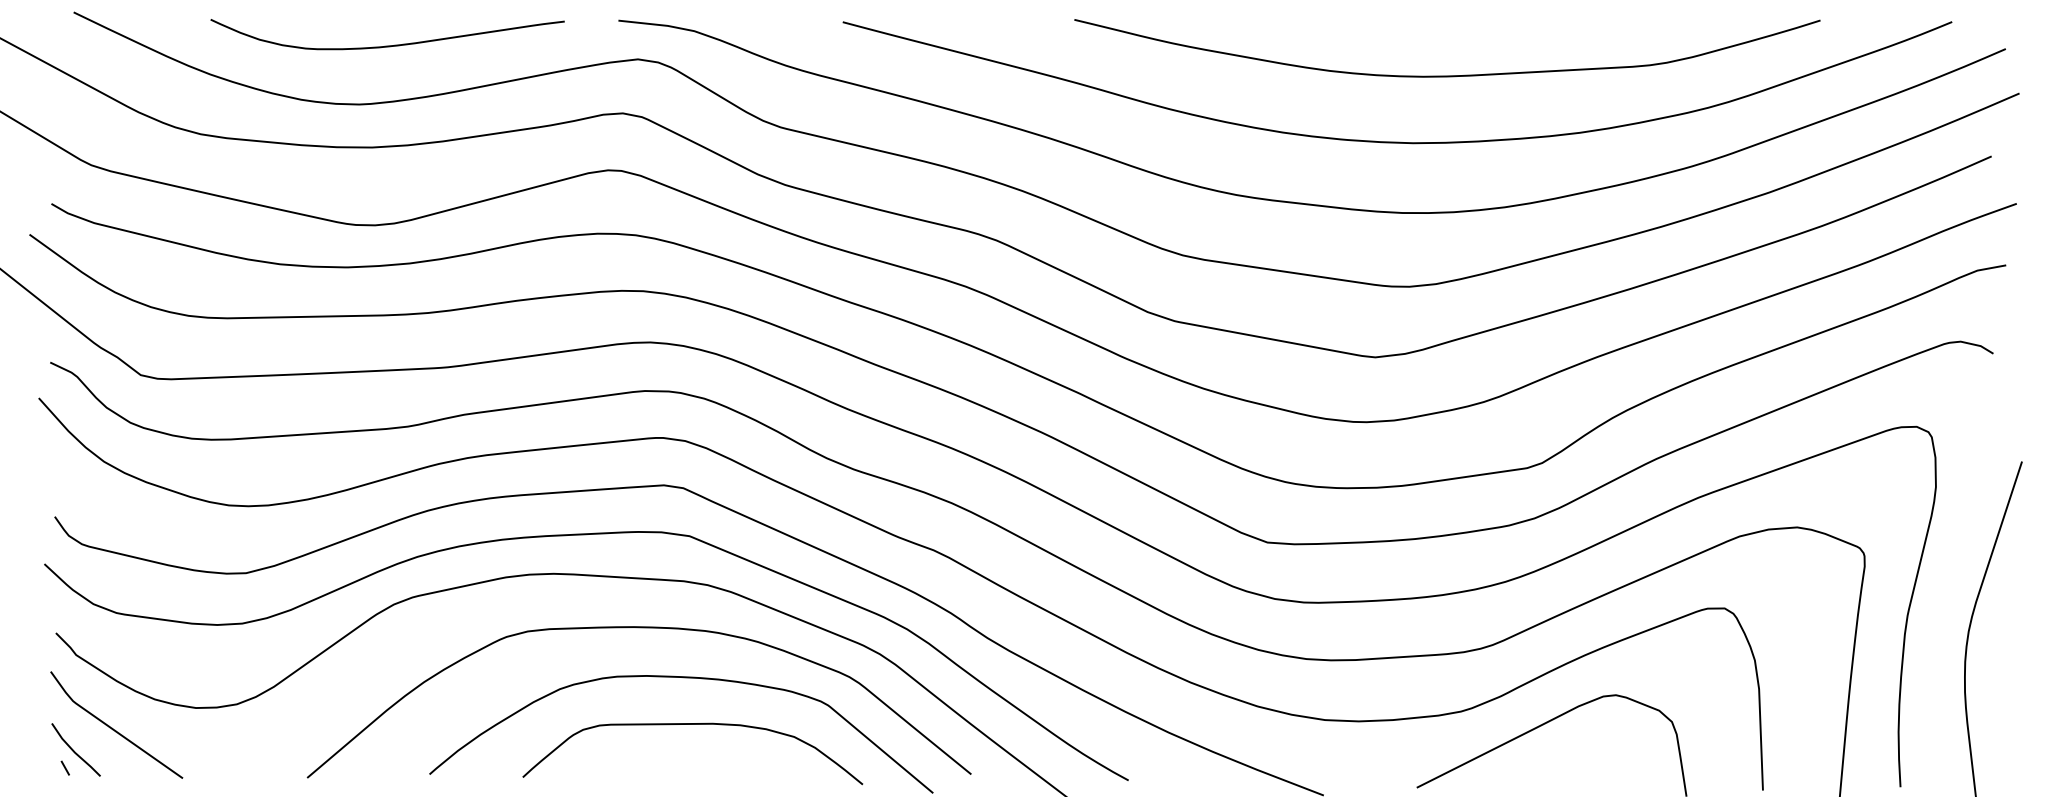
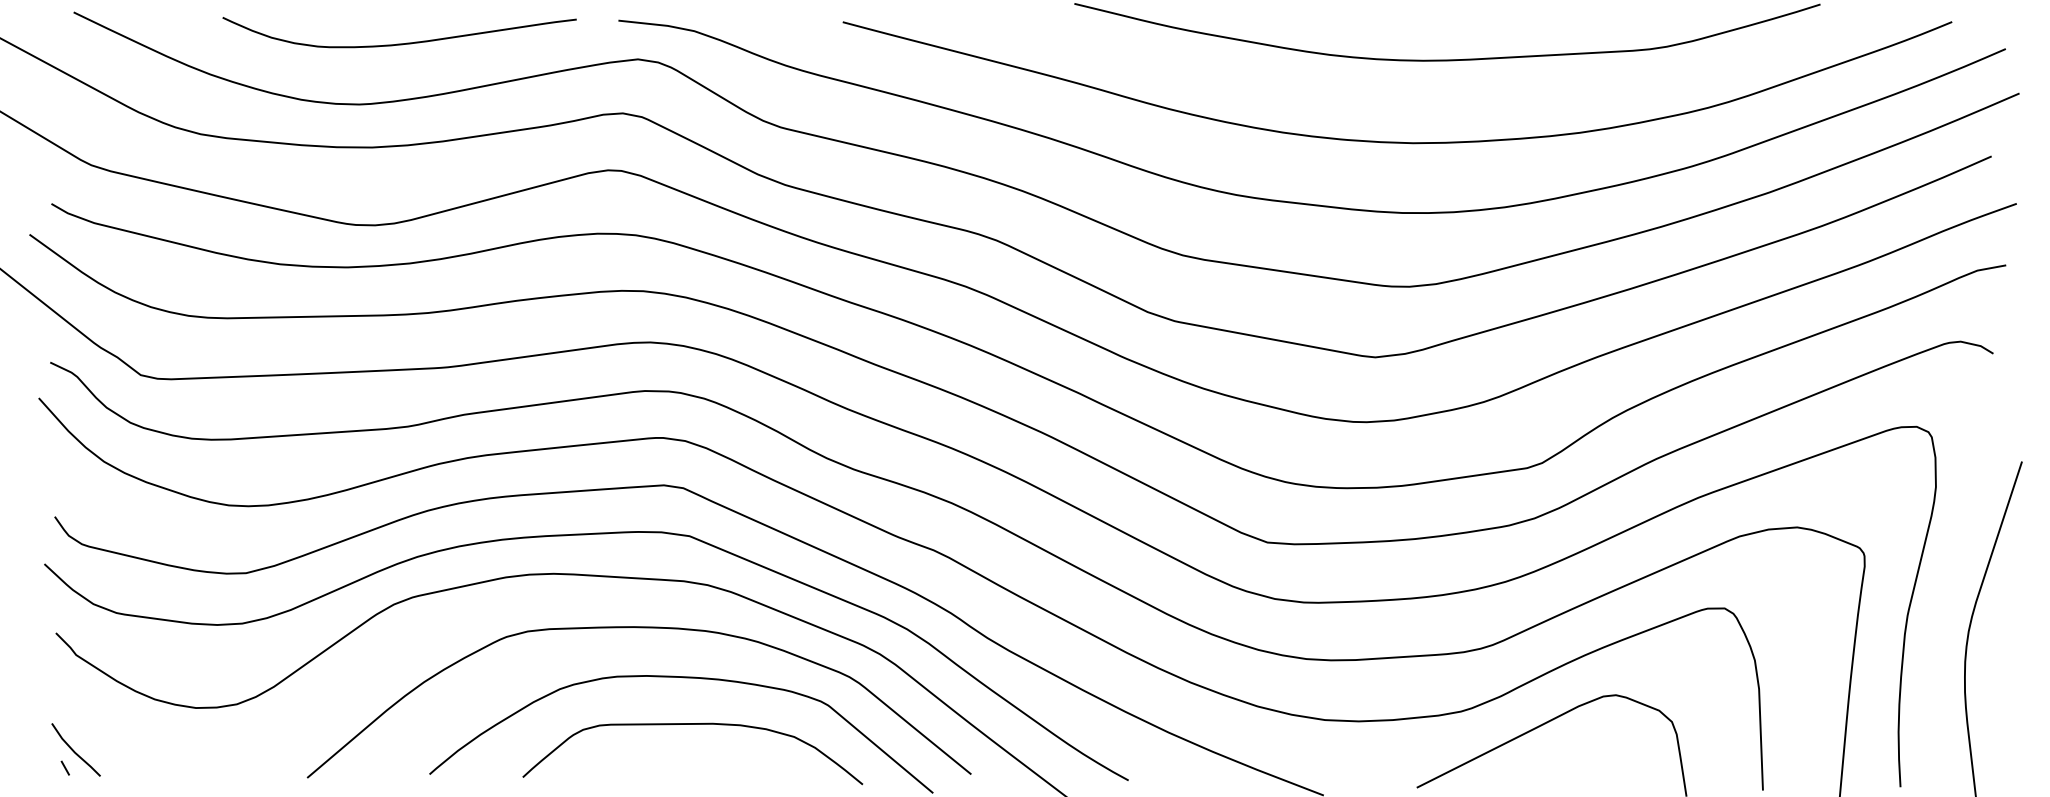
curve position: (387, 45) -> (399, 43) (399, 43)
curve position: (1447, 75) -> (1447, 59) (1447, 59)
line: present -> none (112, 727)
